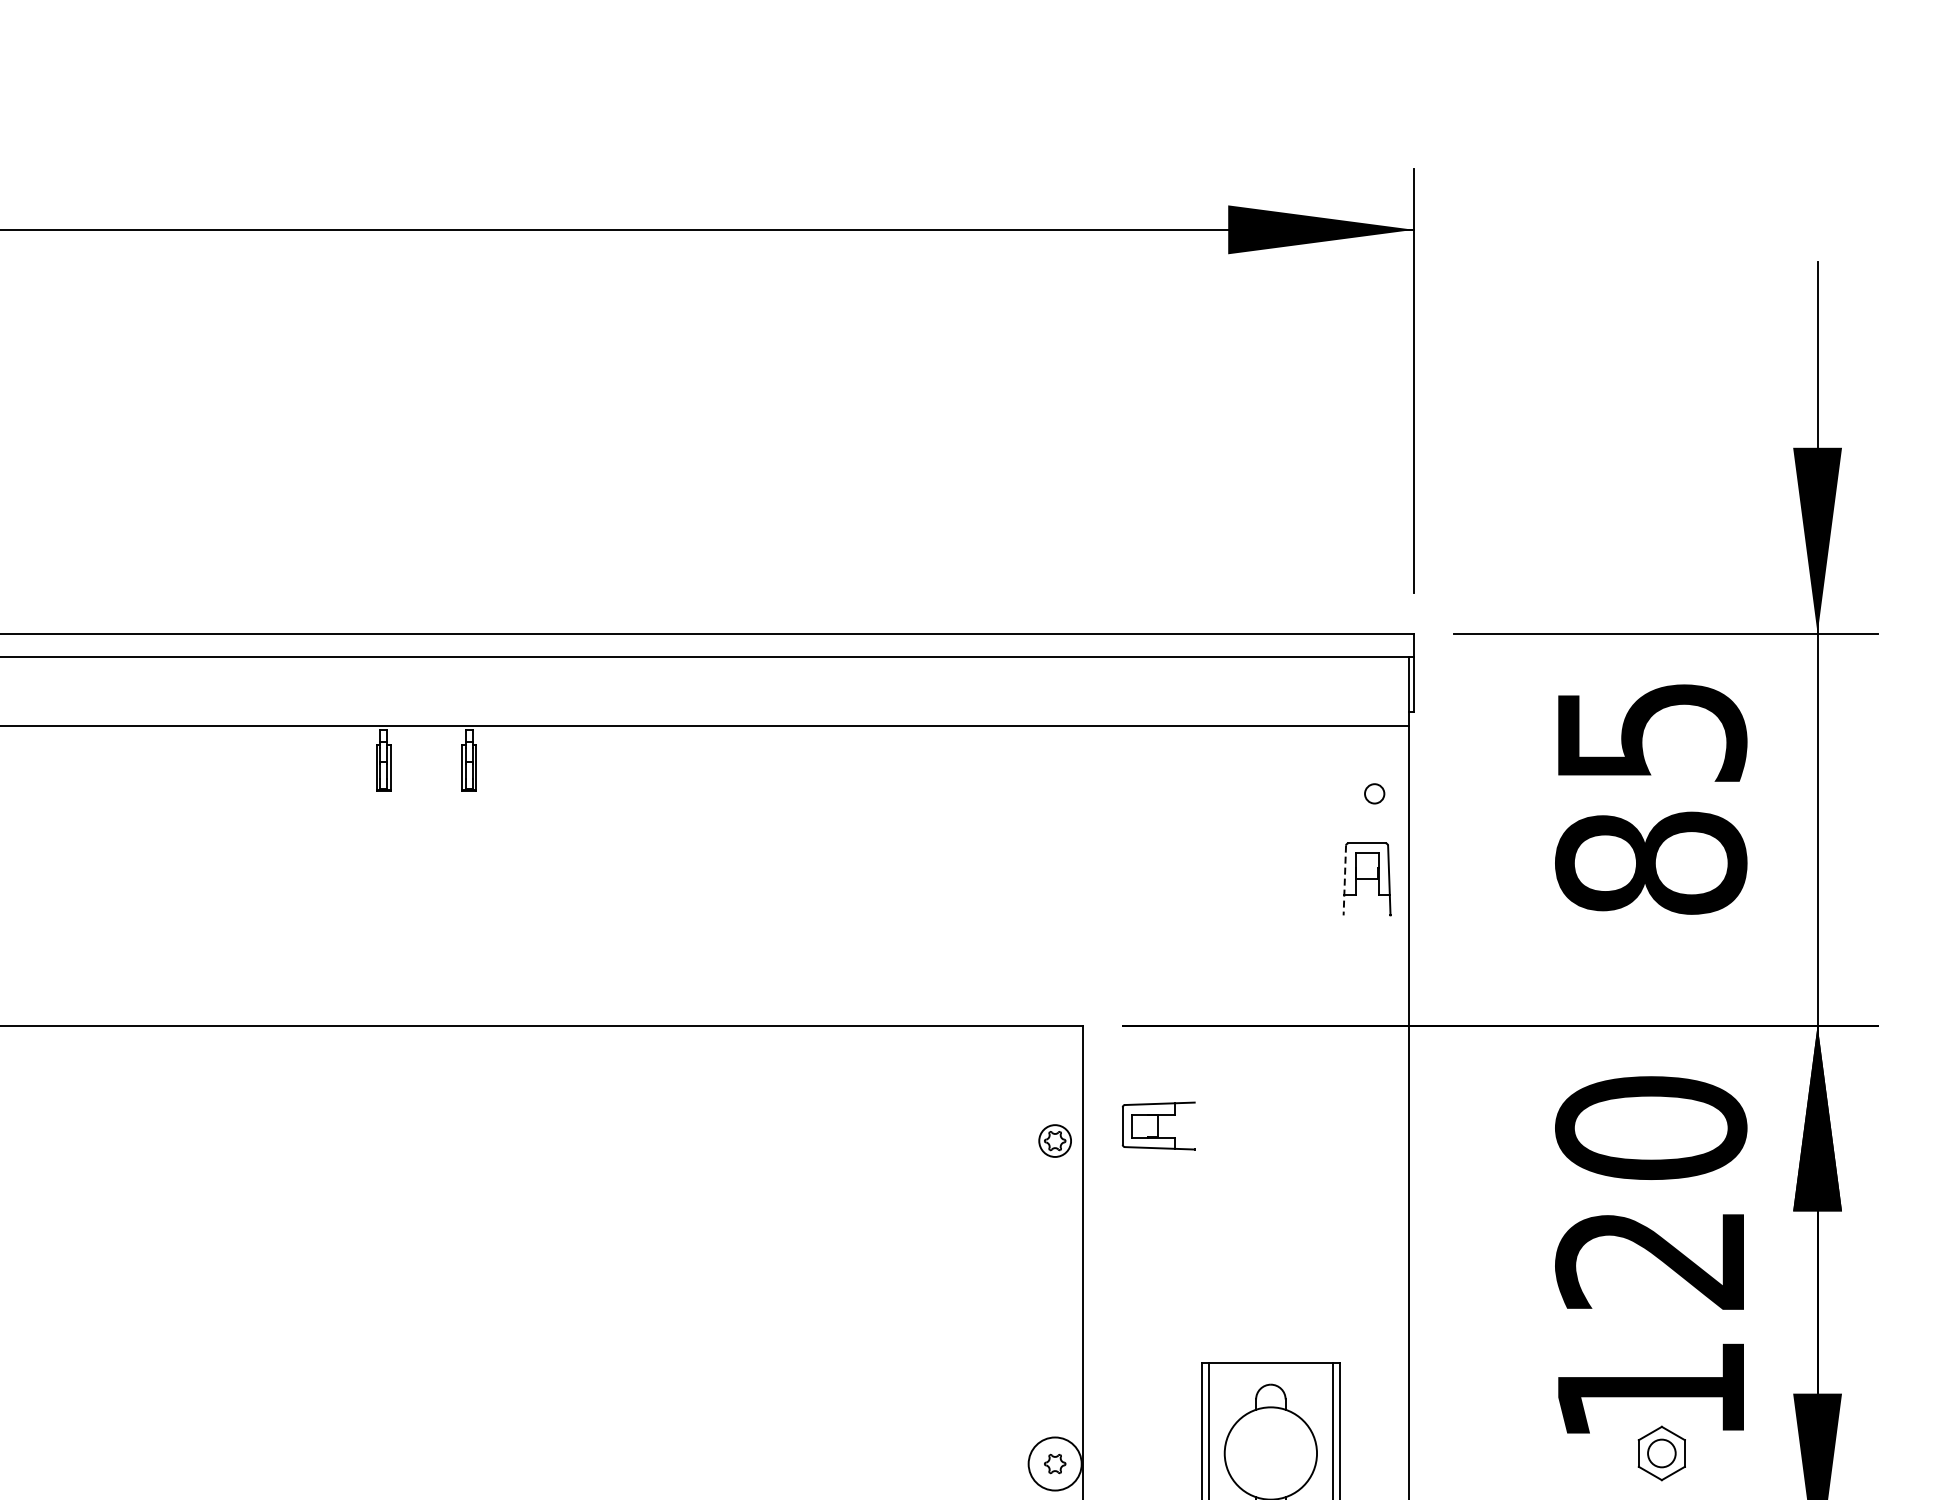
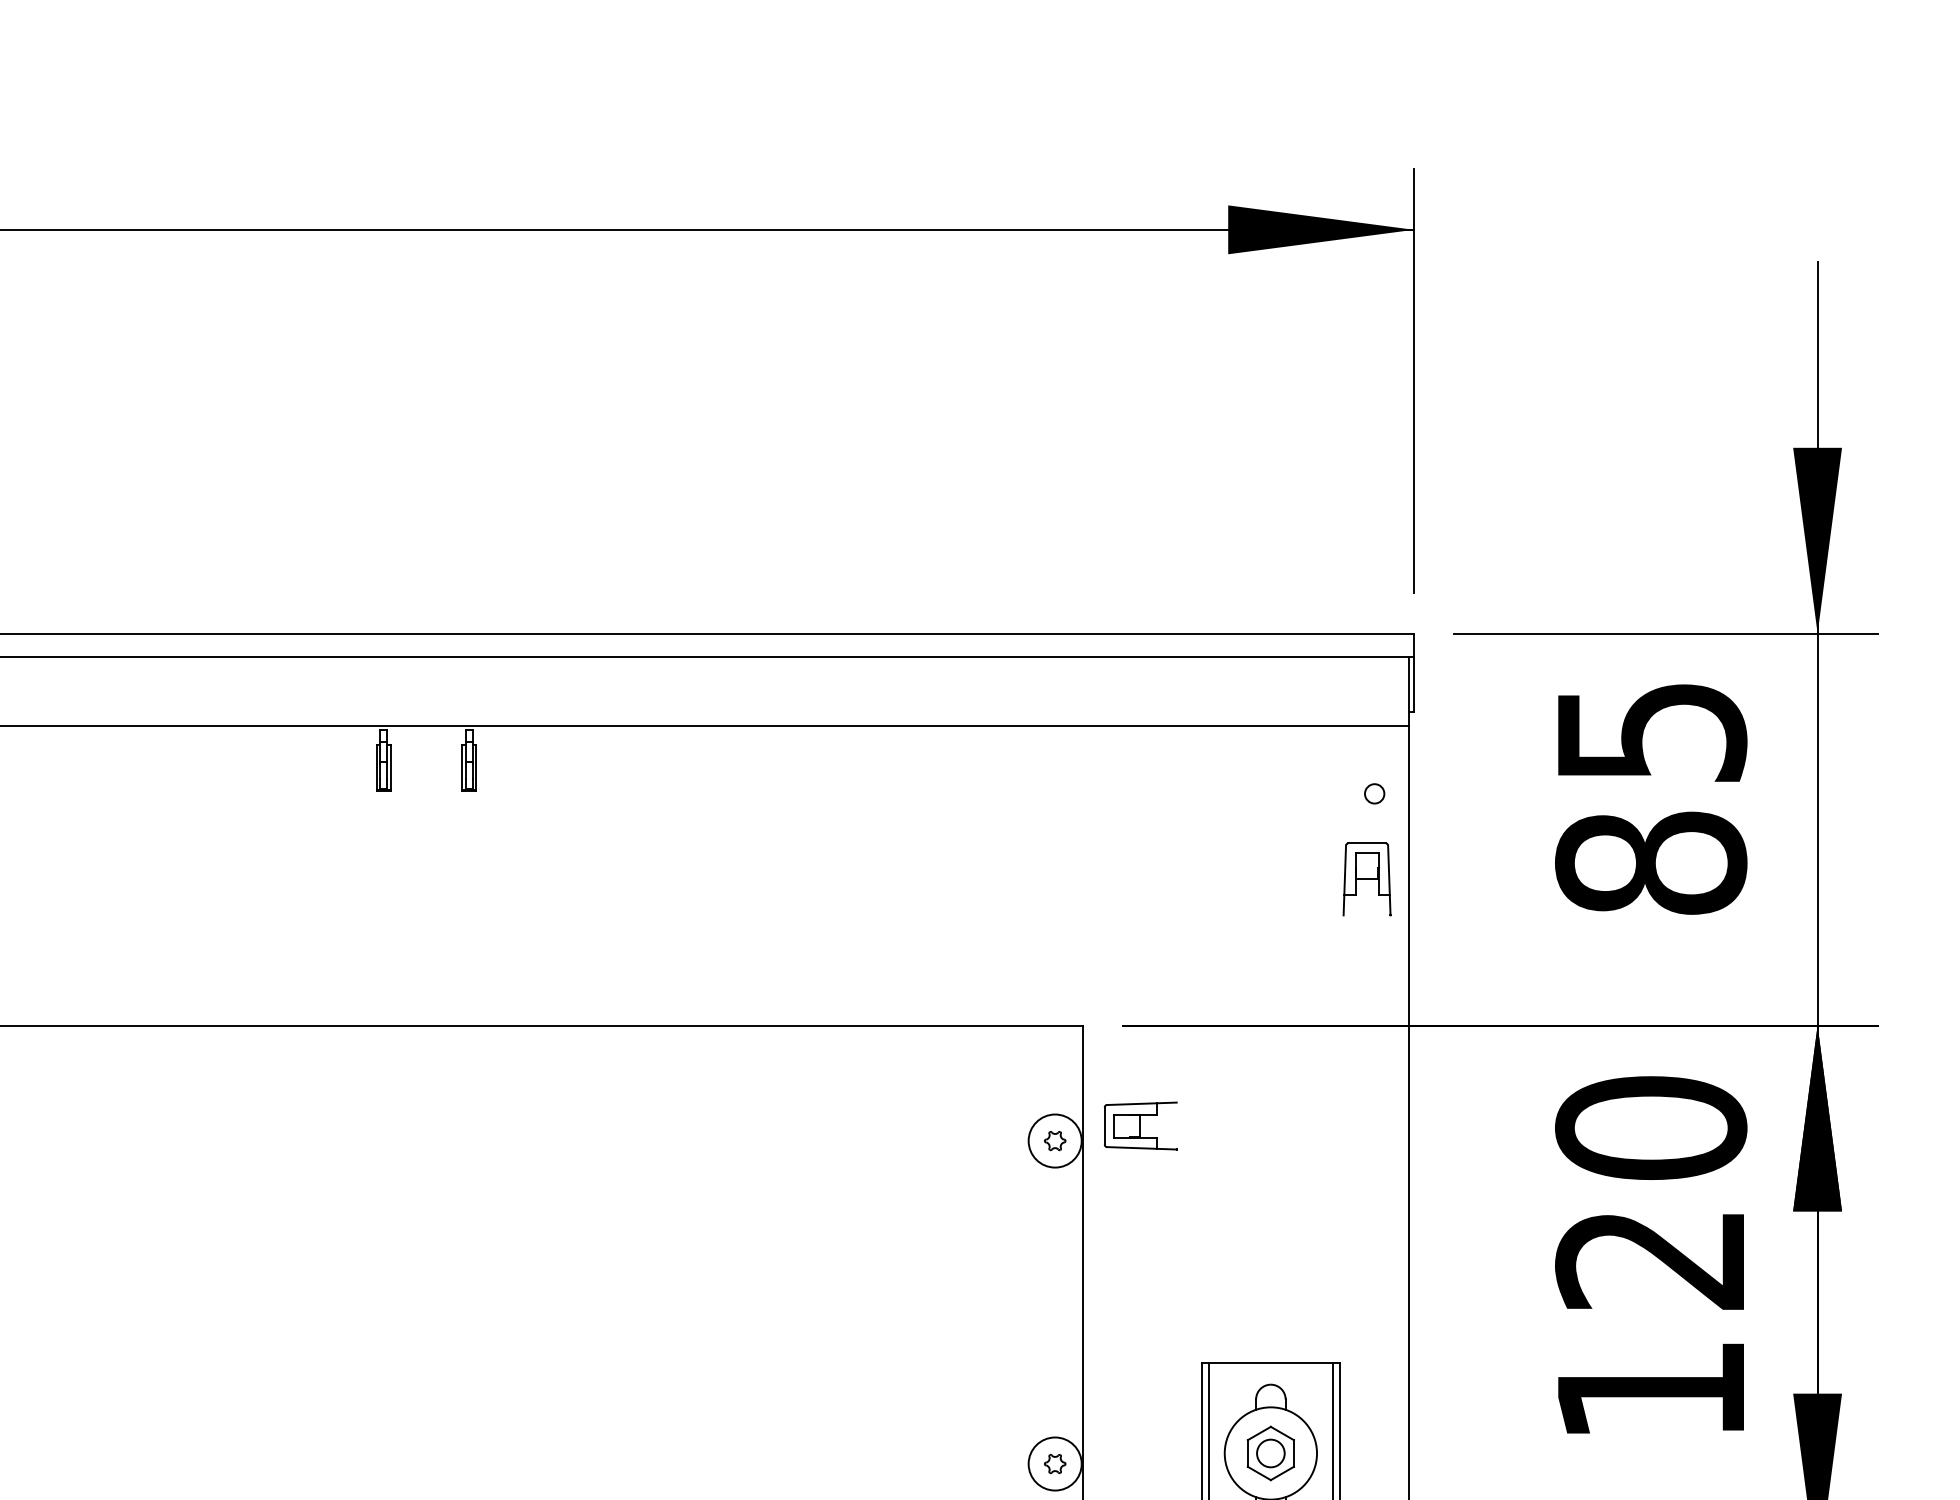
line: dashed -> solid (1344, 880)
part position: (1158, 1125) -> (1140, 1125) (1140, 1125)
circle diameter: 32 px -> 53 px (1054, 1140)
part position: (1661, 1453) -> (1270, 1453) (1270, 1453)
